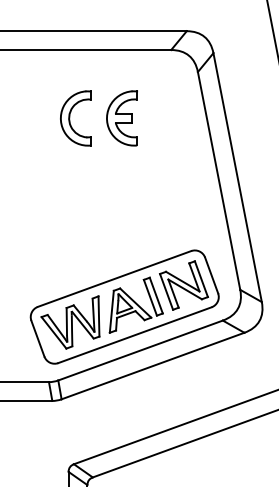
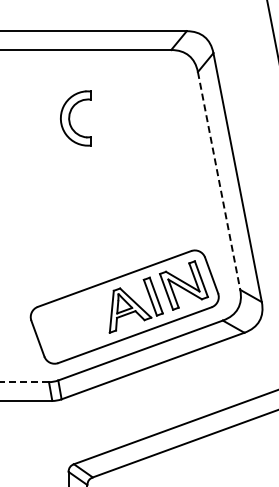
part: present -> none (121, 118)
line: solid -> dashed (219, 180)
part: present -> none (70, 322)
line: solid -> dashed (25, 382)
